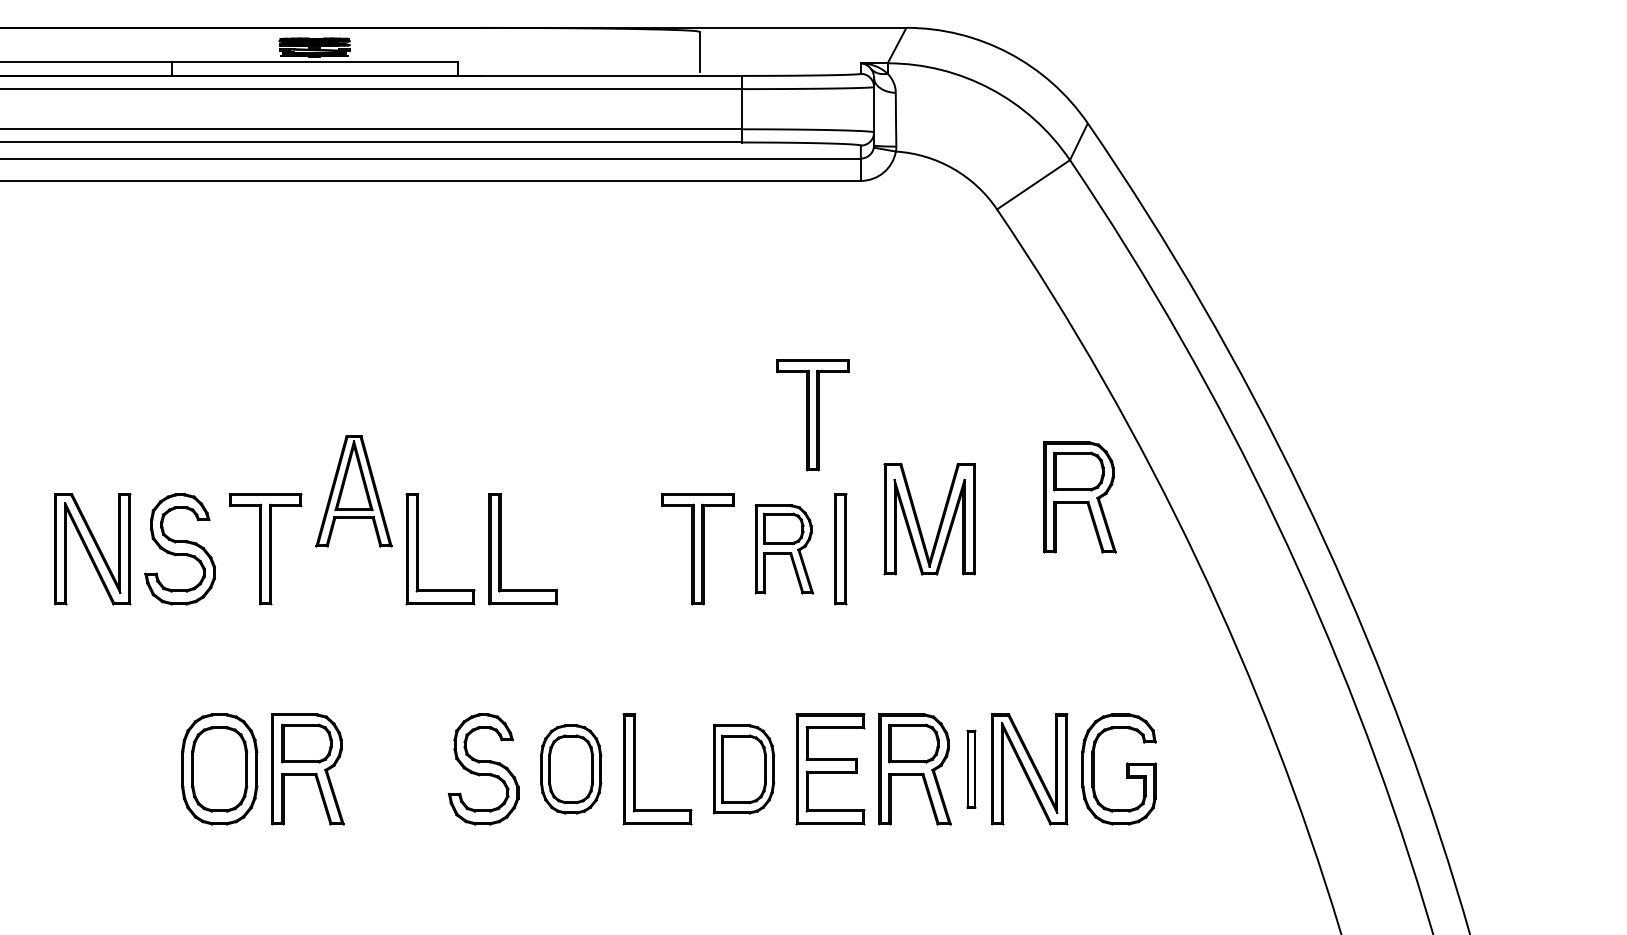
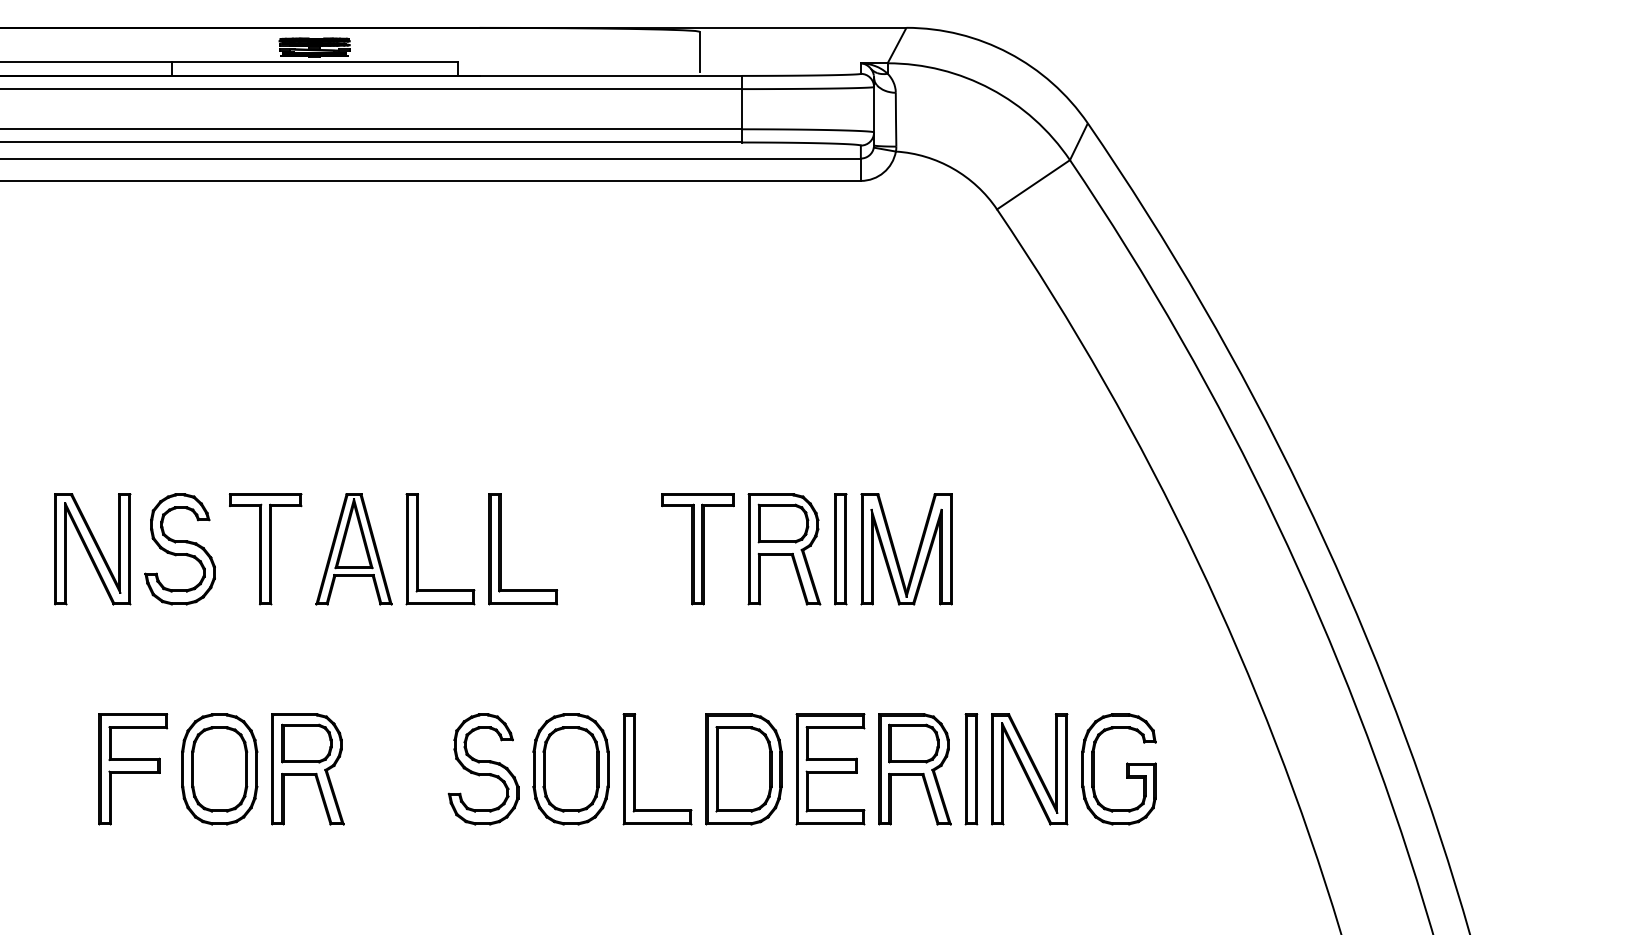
part: present -> none (812, 415)
part position: (353, 491) -> (353, 549) (353, 549)
part: present -> none (1079, 497)
part position: (919, 523) -> (896, 553) (896, 553)
part size: 61x91 px -> 75x113 px (784, 549)
part size: 11x80 px -> 15x113 px (971, 769)
part: none -> present (133, 769)
part size: 63x91 px -> 78x113 px (570, 769)
part size: 64x91 px -> 78x113 px (743, 769)
